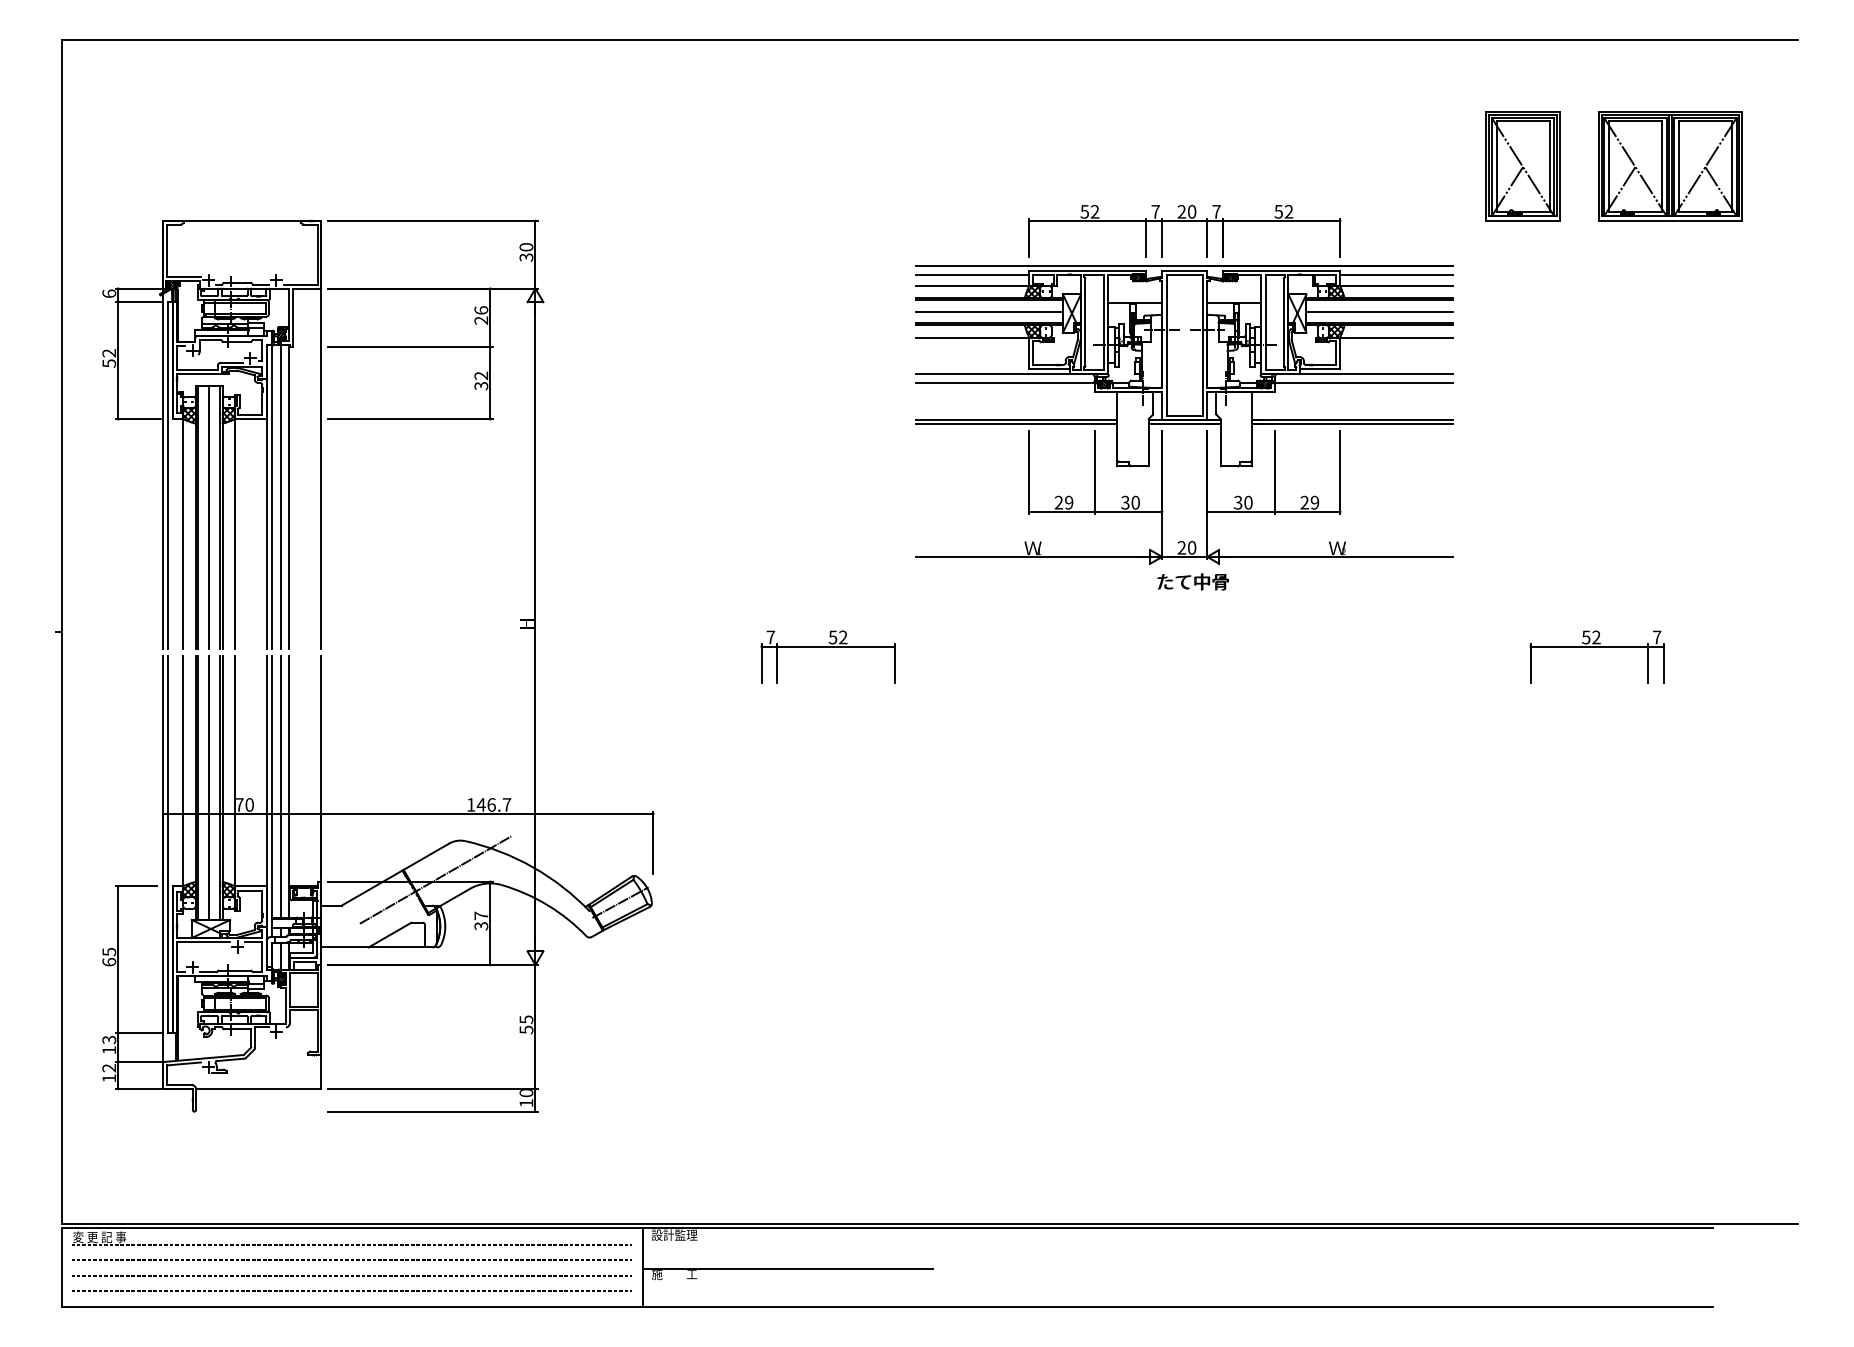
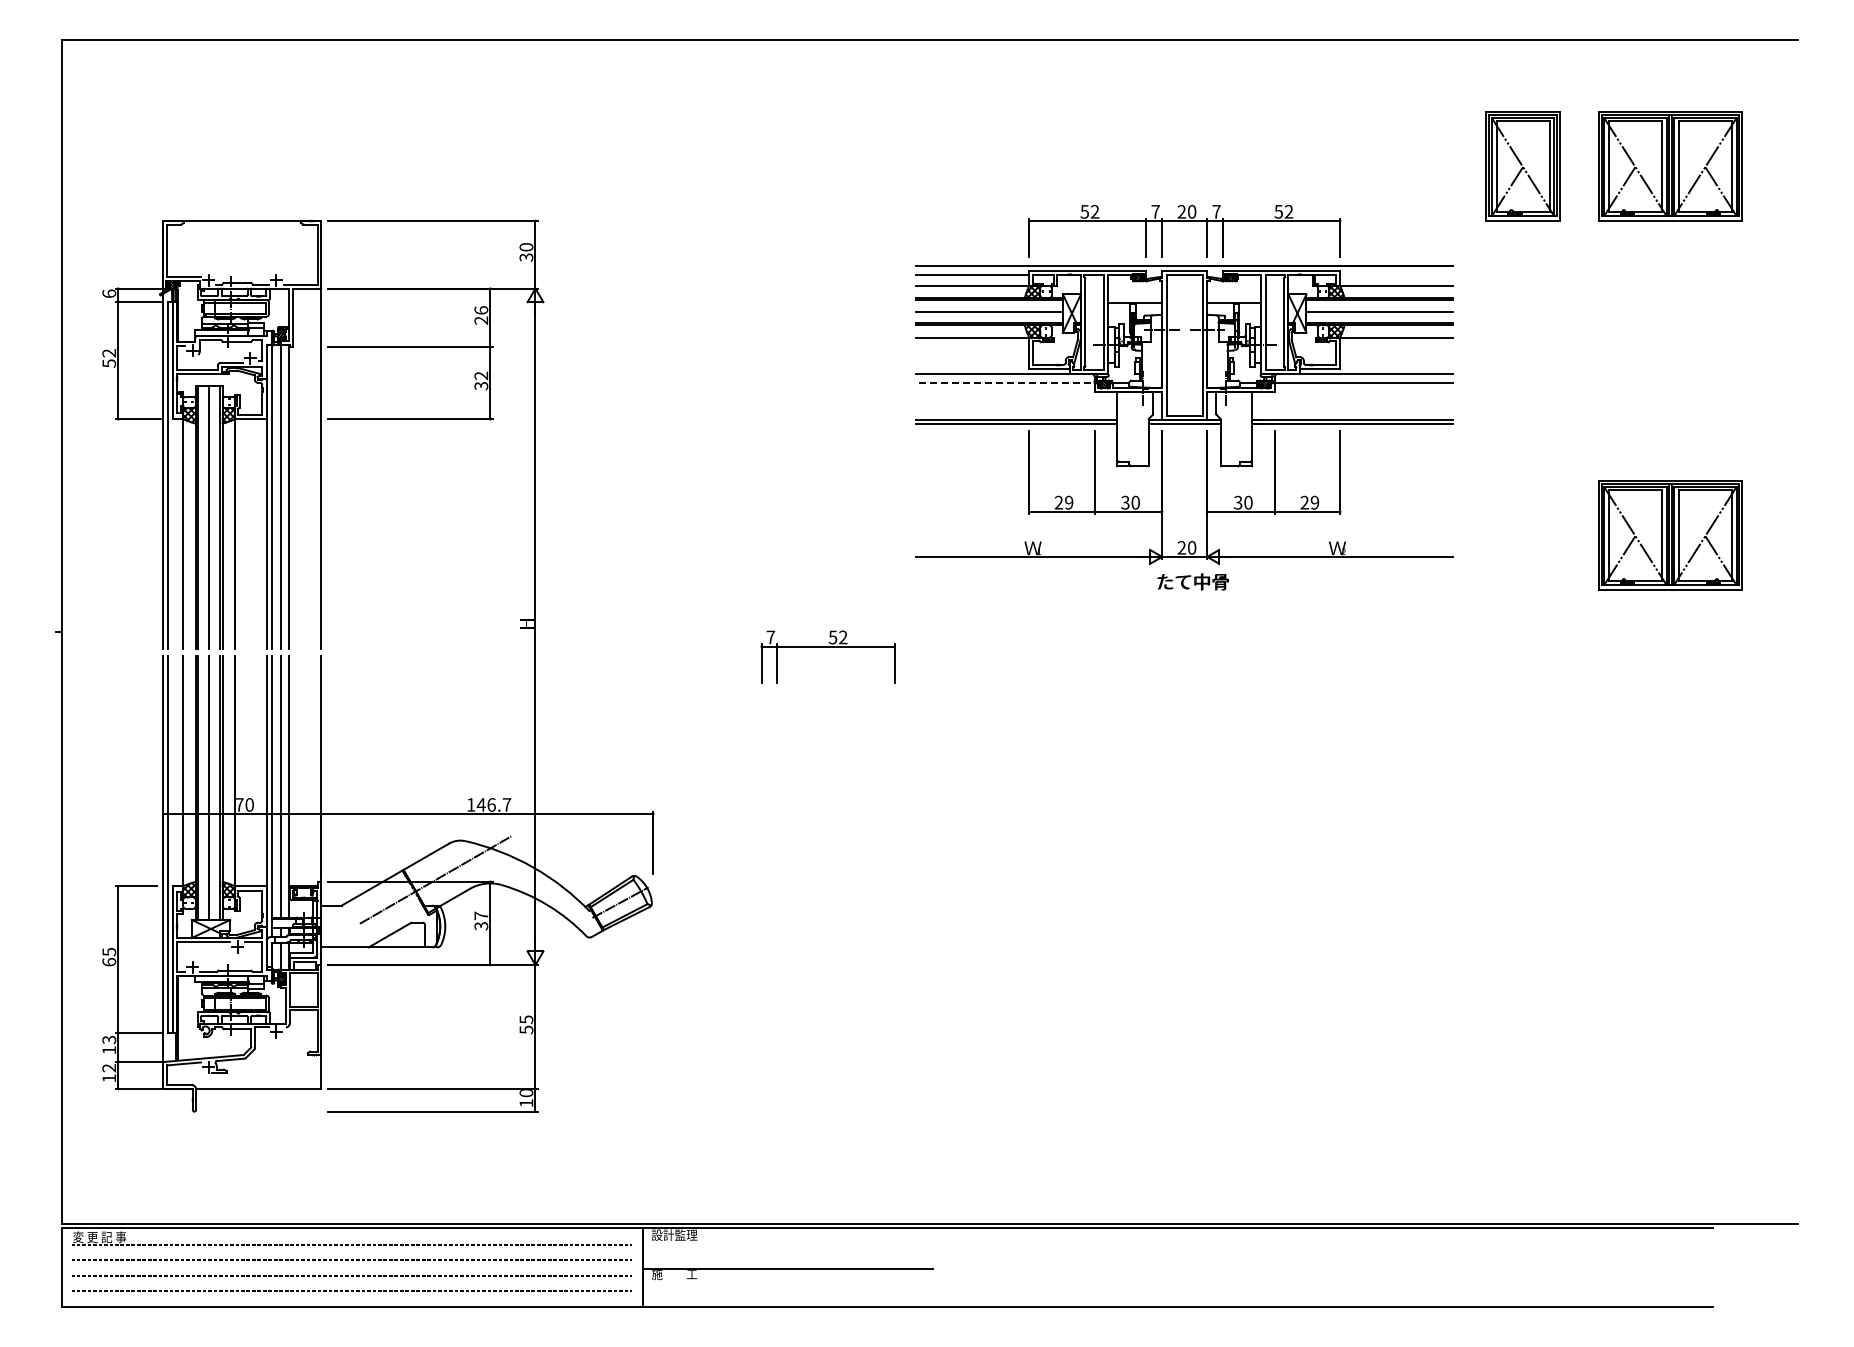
line: present -> none (1396, 275)
line: solid -> dashed (1008, 383)
part: none -> present (1670, 535)
part: present -> none (1596, 647)
